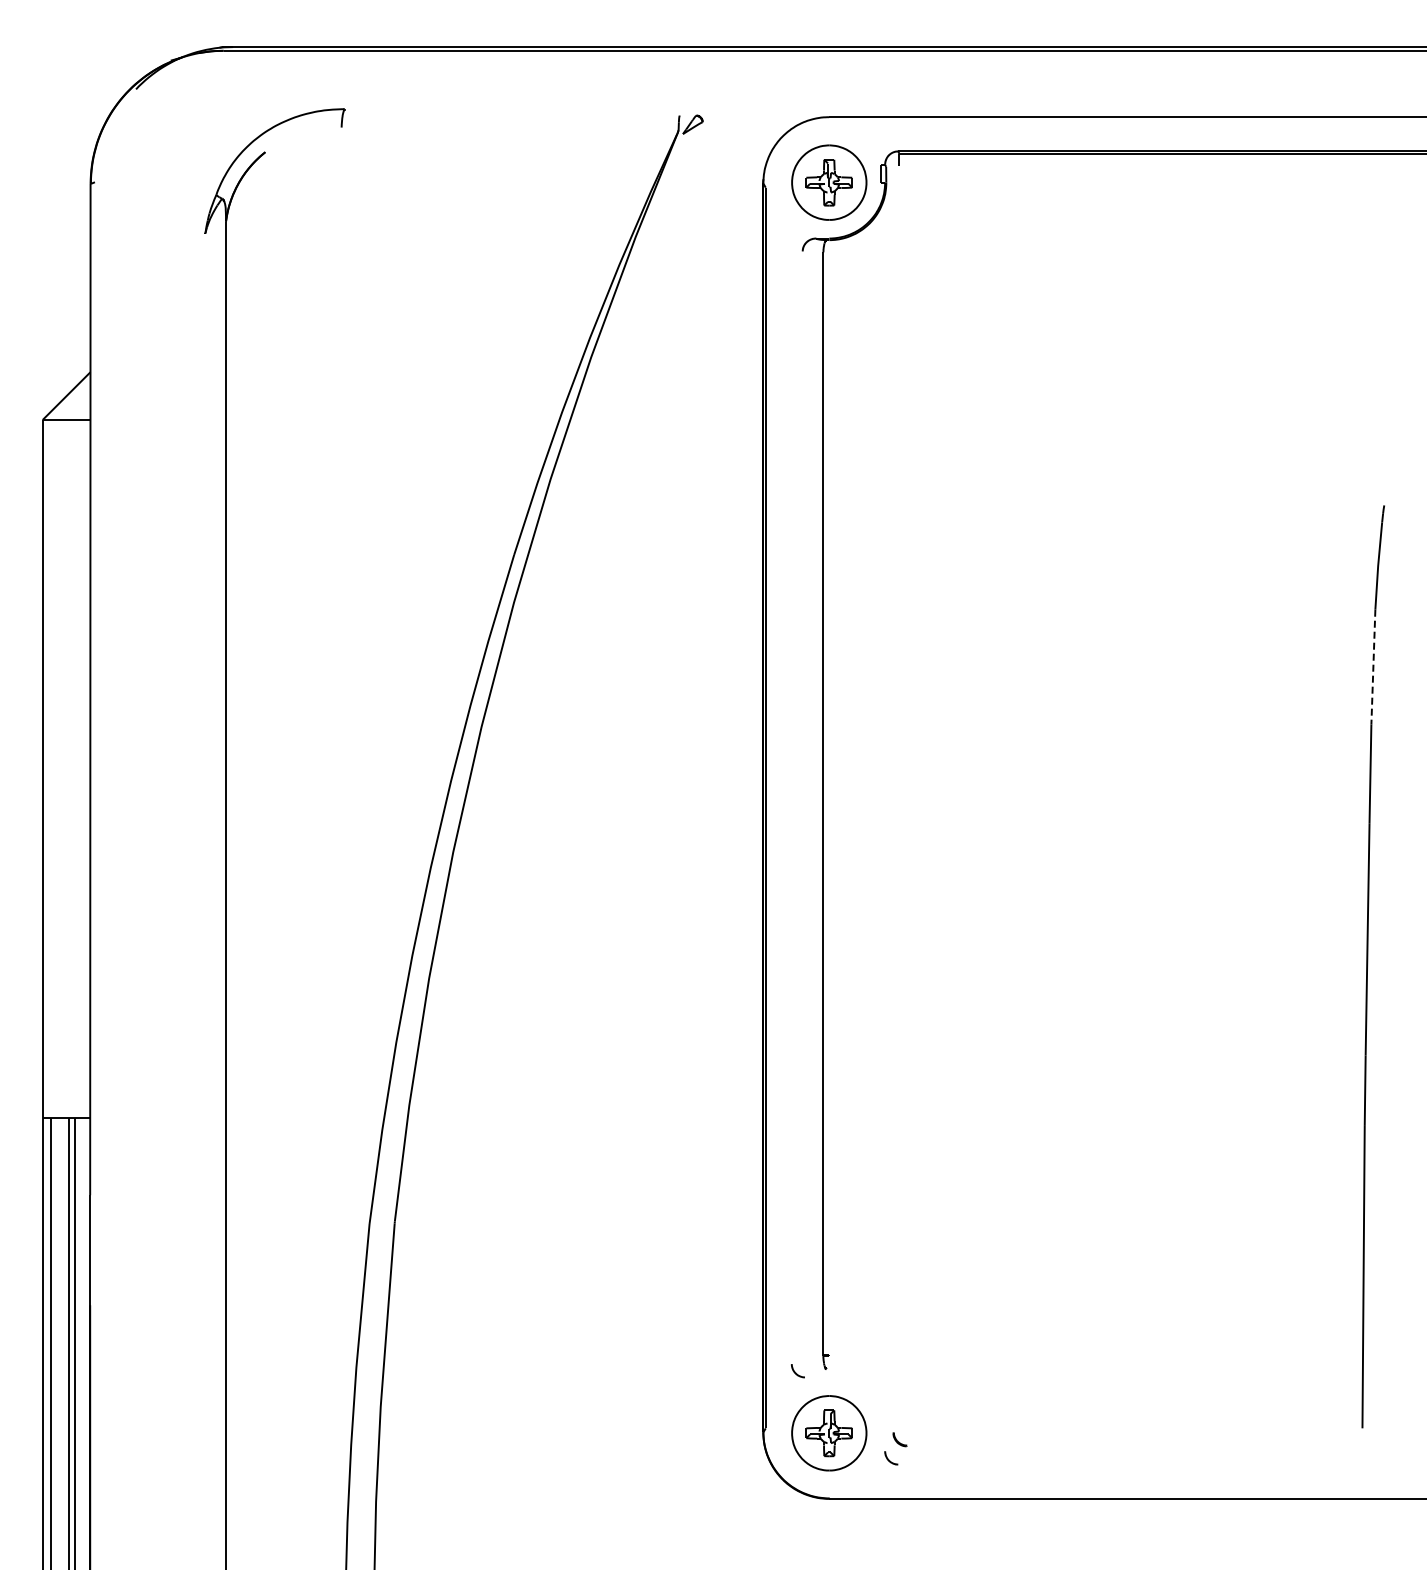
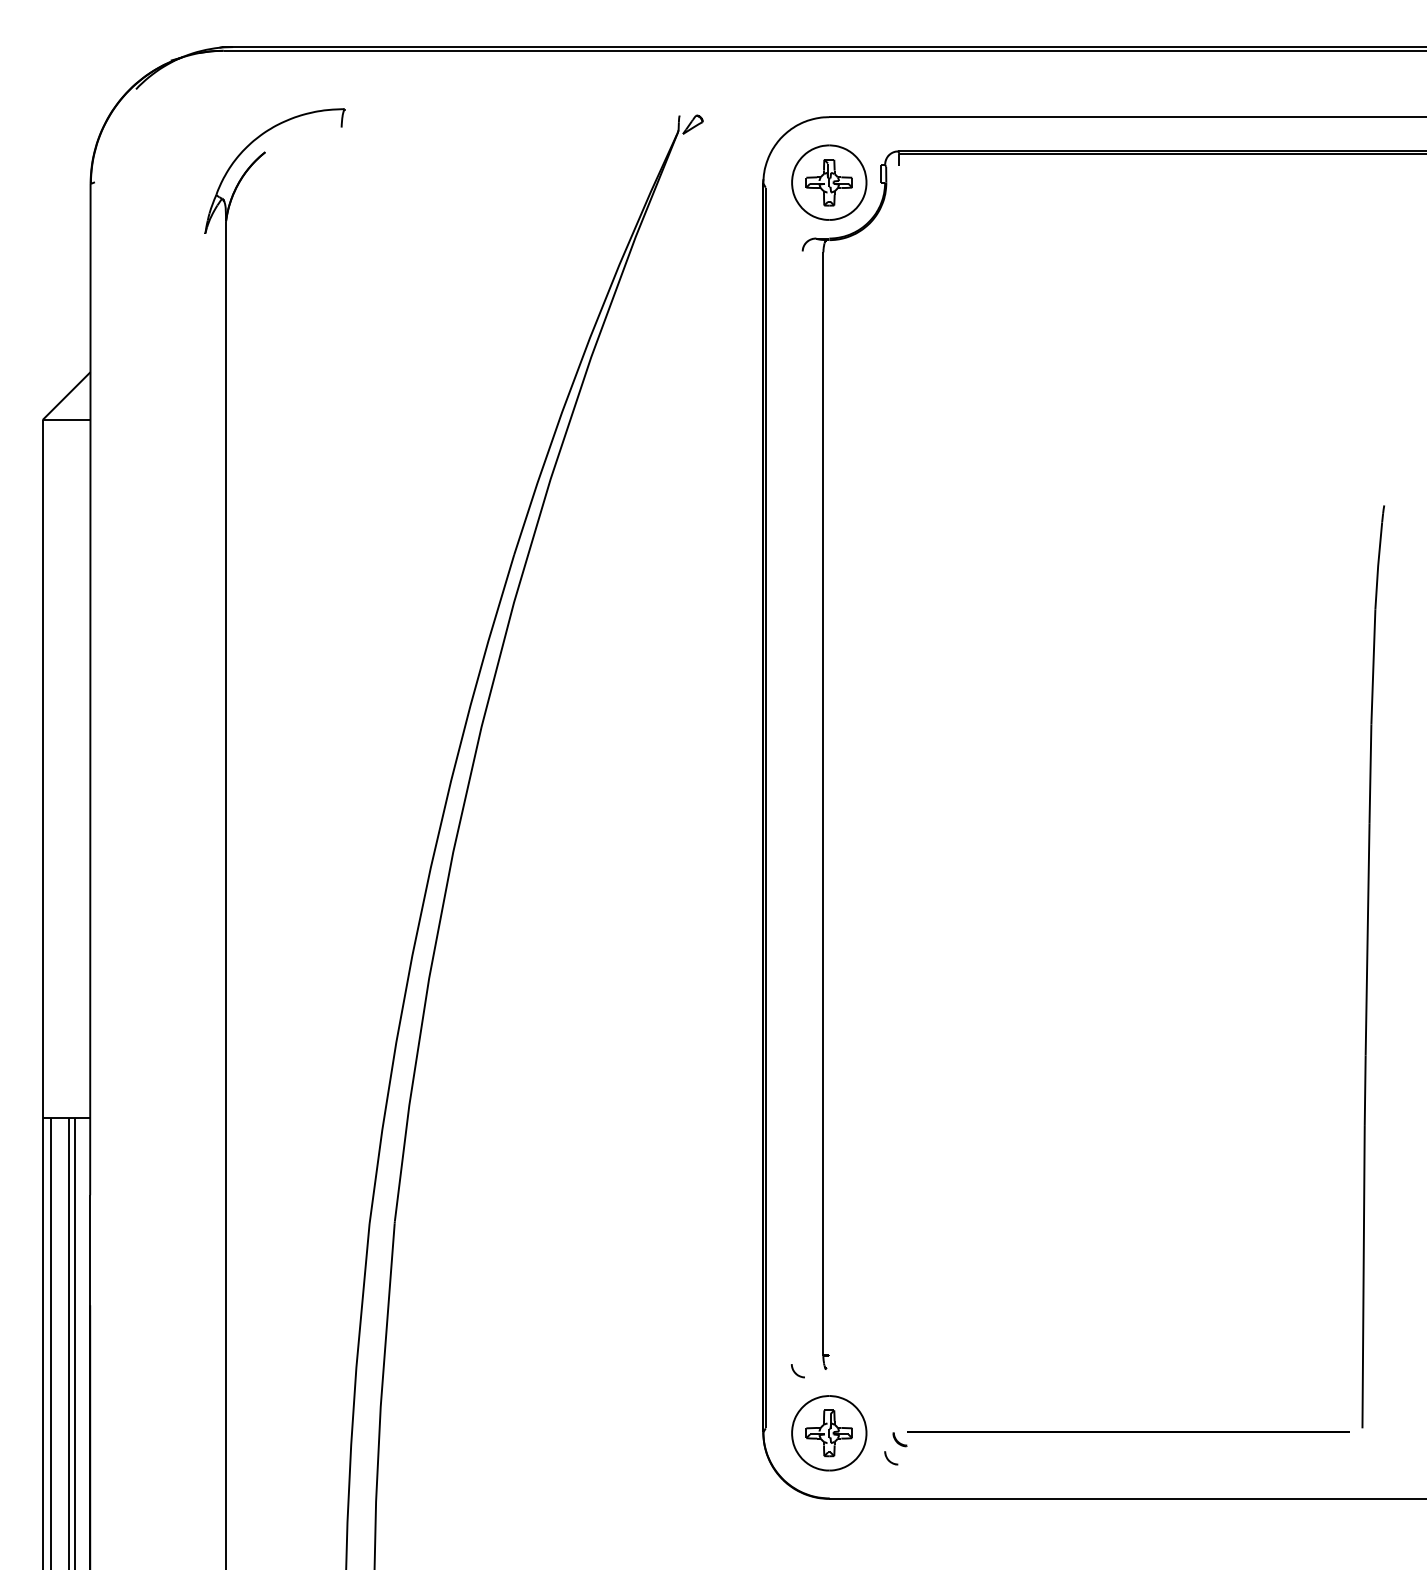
line: dashed -> solid (1373, 667)
line: none -> present (1128, 1431)
